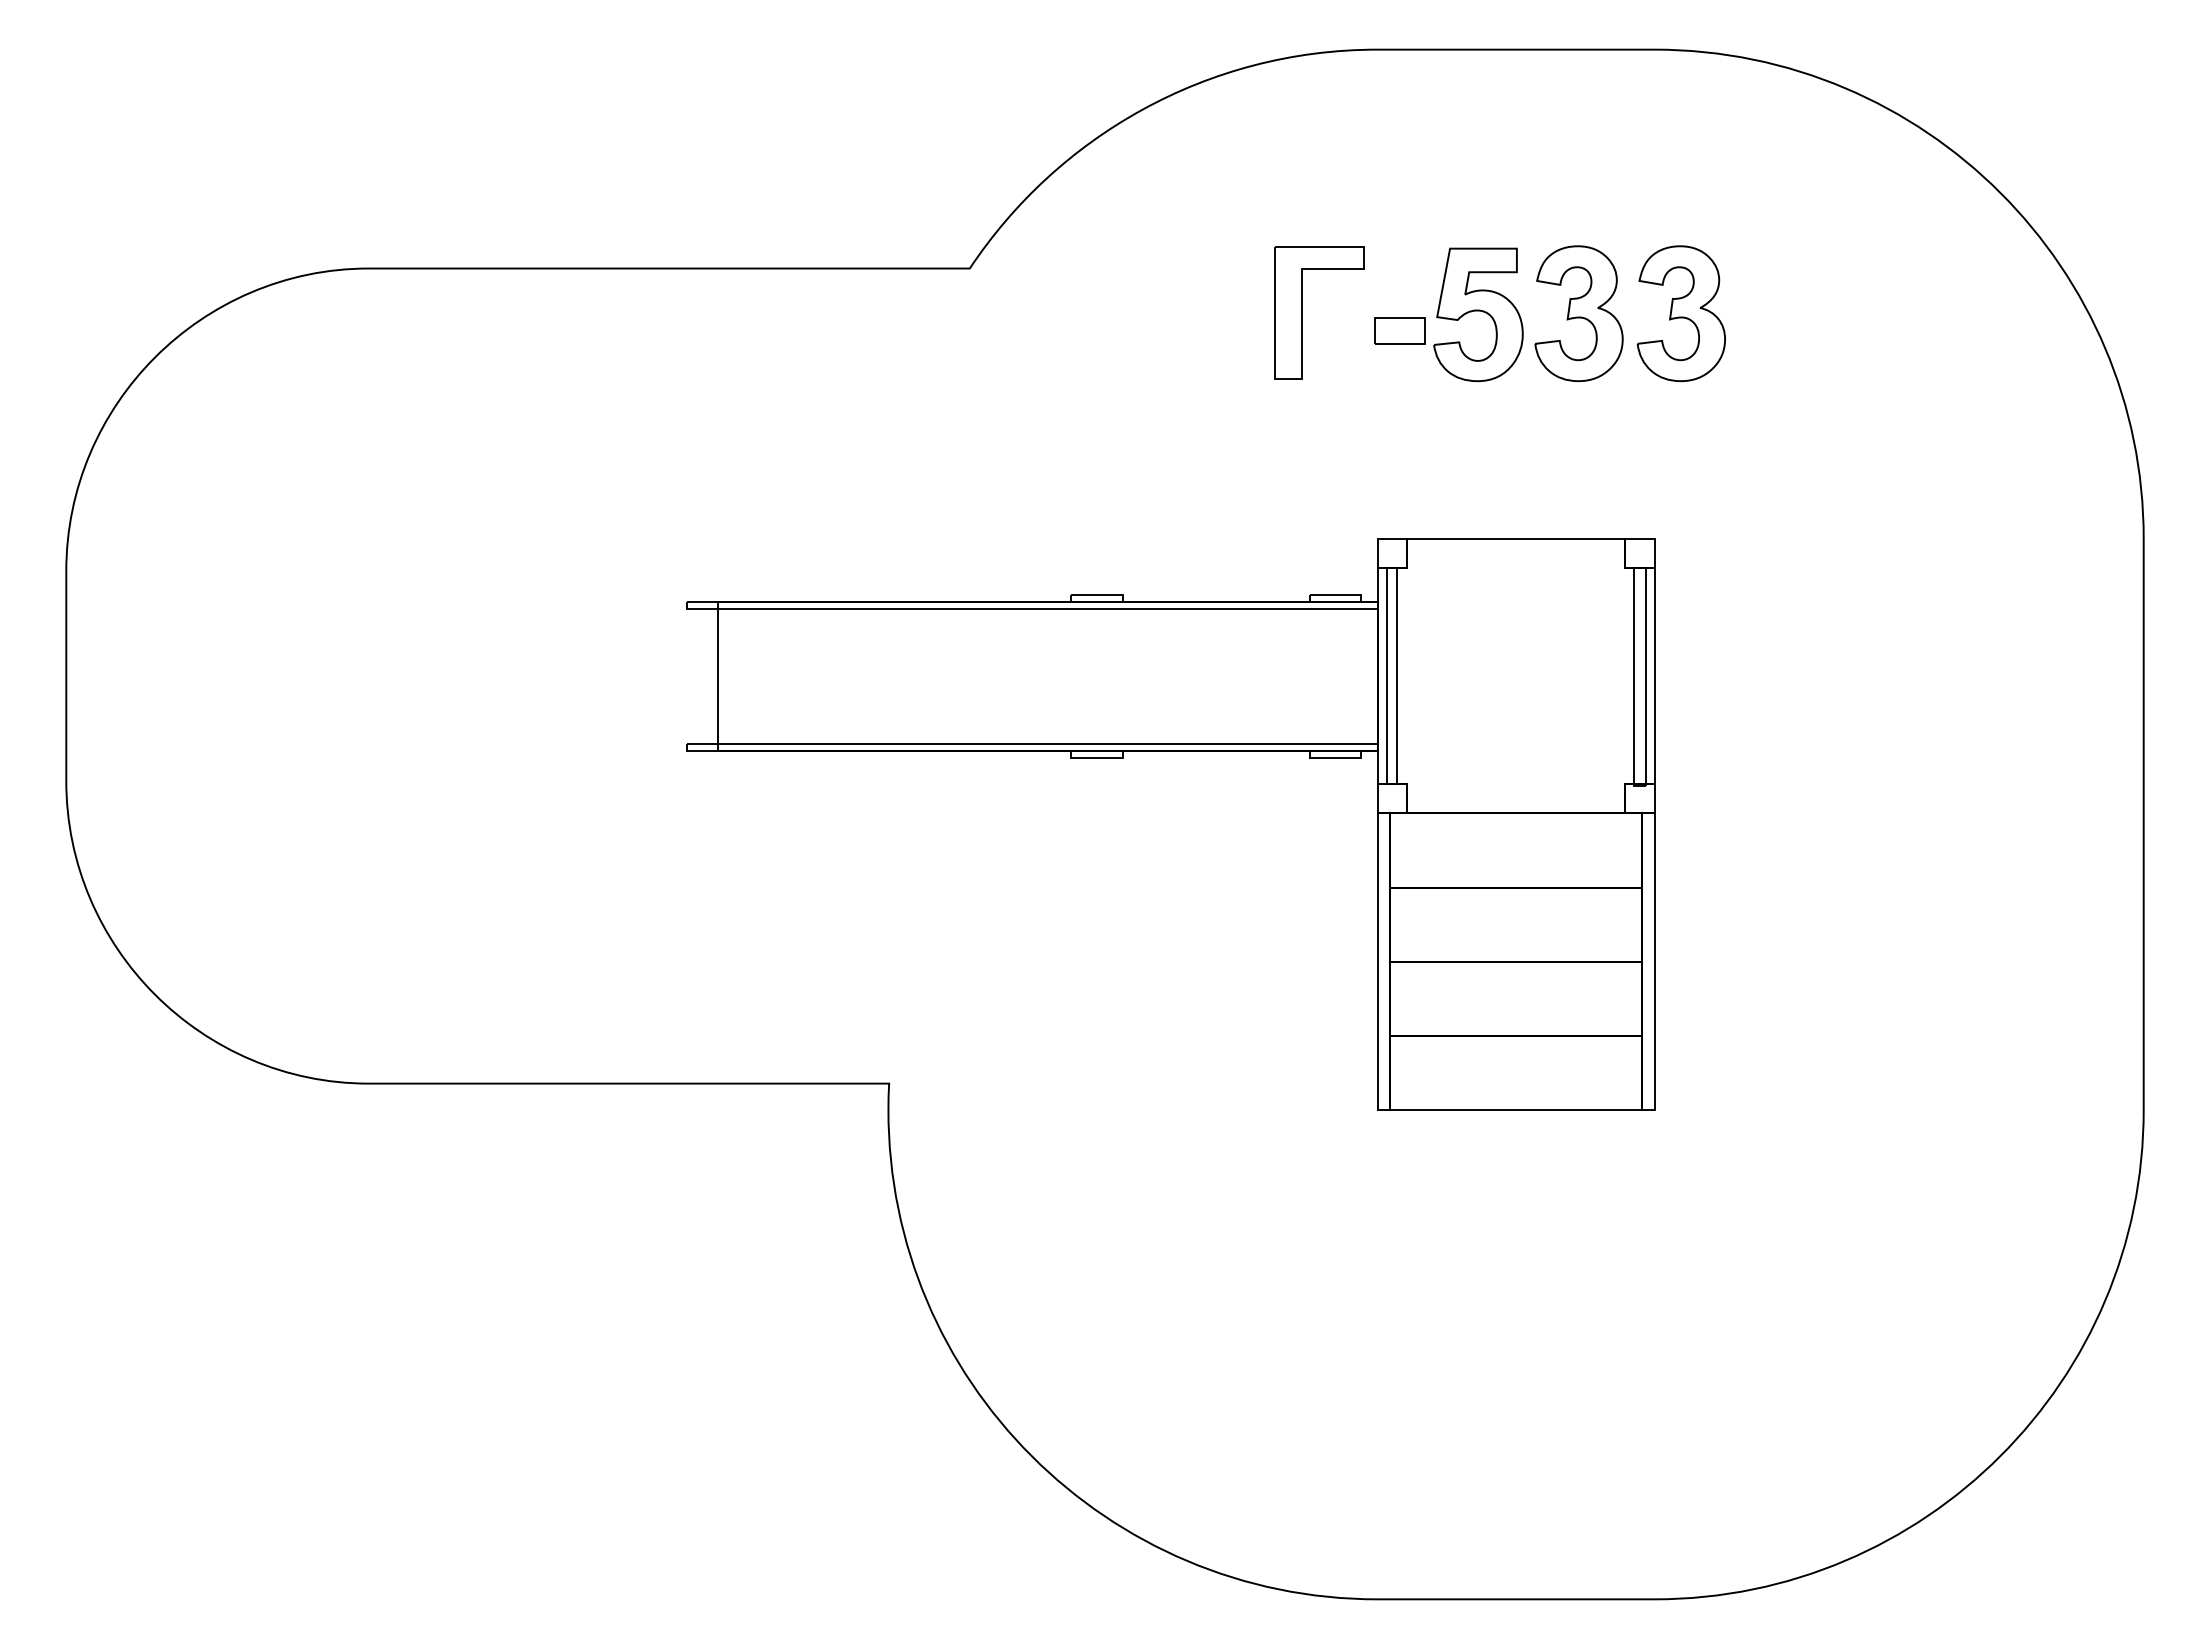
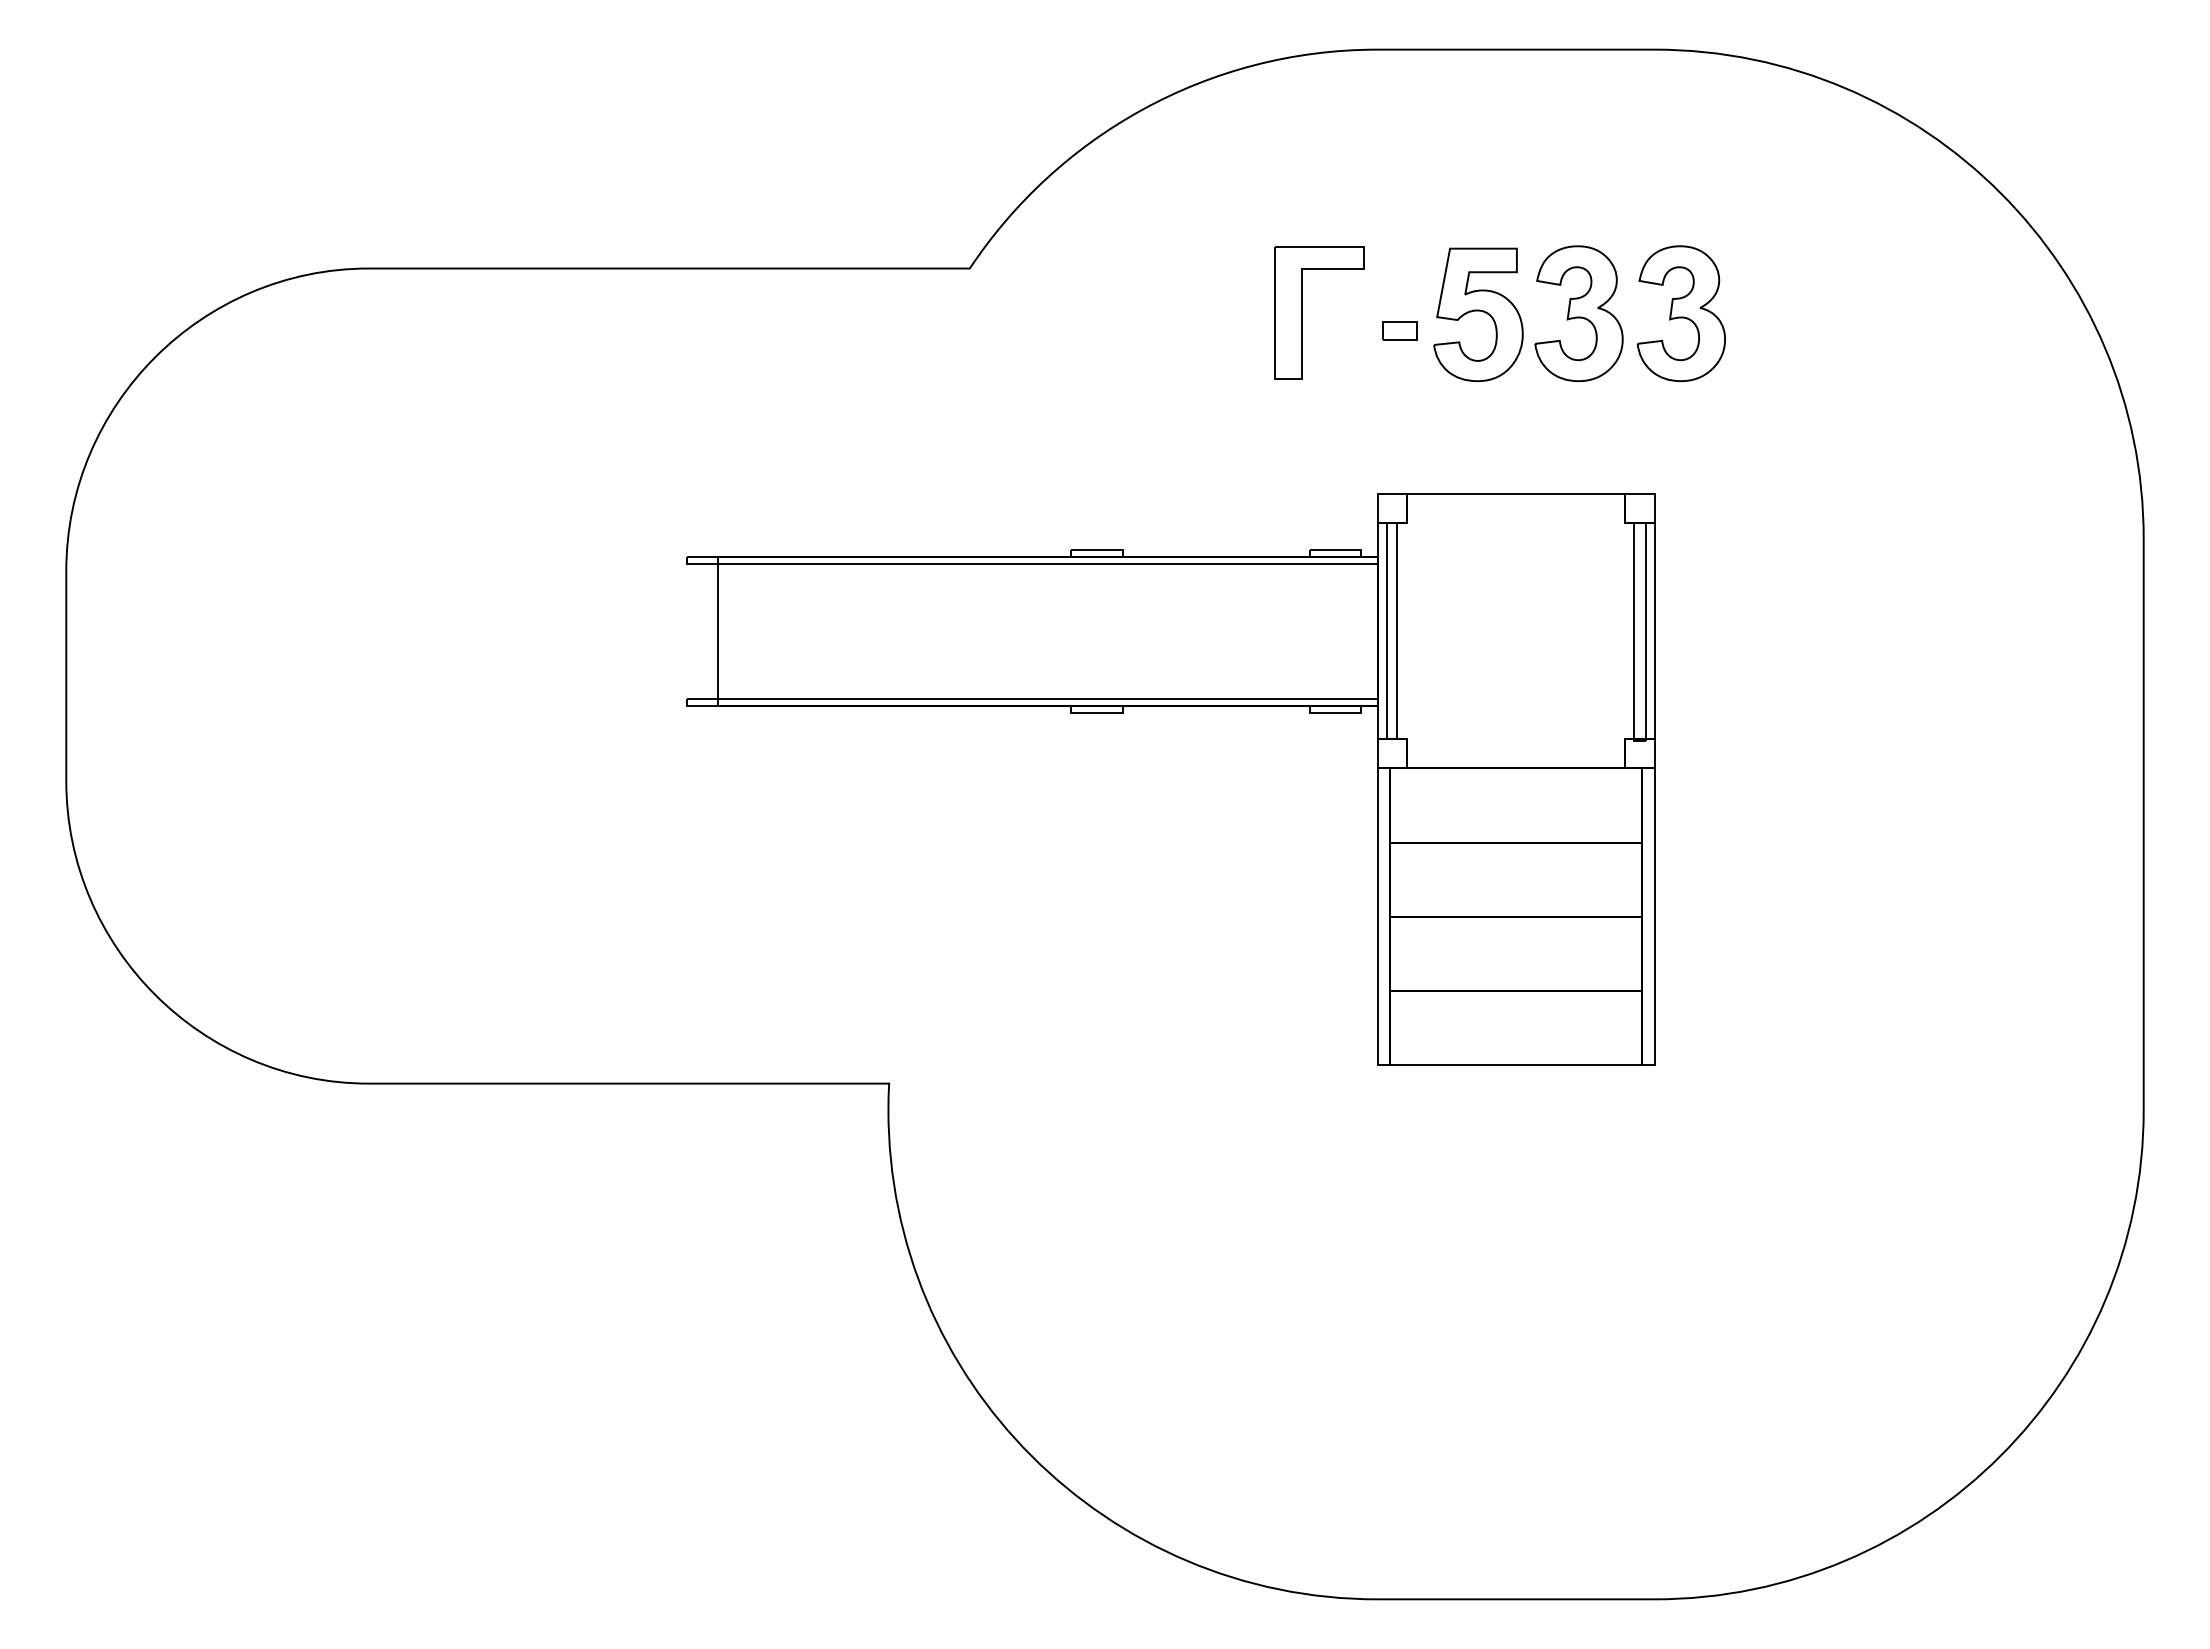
part size: 52x28 px -> 36x20 px (1399, 330)
part position: (1170, 751) -> (1170, 706) (1170, 706)
